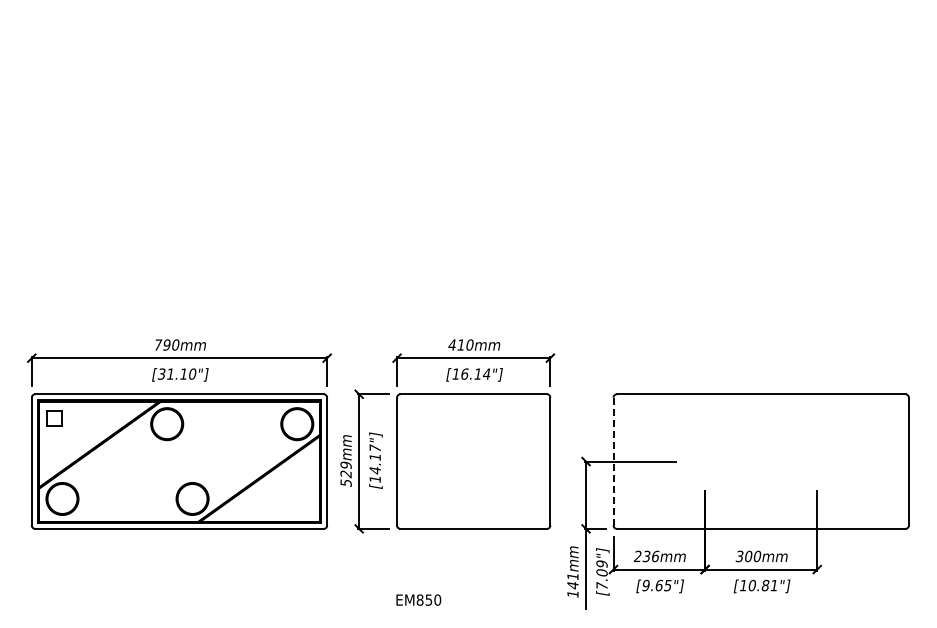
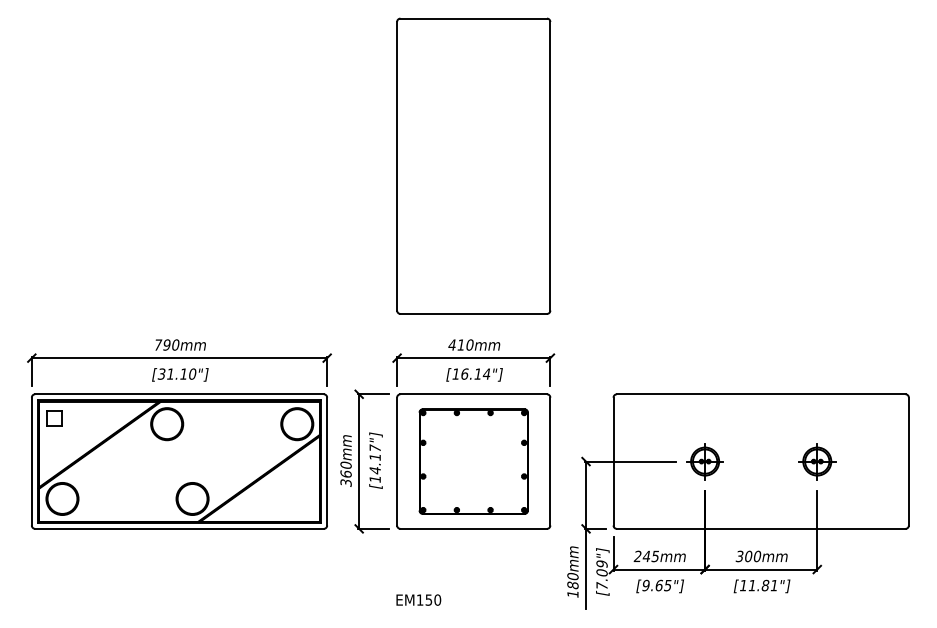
part: none -> present (473, 165)
part: none -> present (473, 461)
line: dashed -> solid (613, 461)
part: none -> present (704, 461)
part: none -> present (817, 461)
text: 529mm -> 360mm (345, 473)
text: 236mm -> 245mm (650, 556)
text: 141mm -> 180mm (572, 580)
text: [10.81"] -> [11.81"] (751, 585)
text: EM850 -> EM150 (419, 599)
